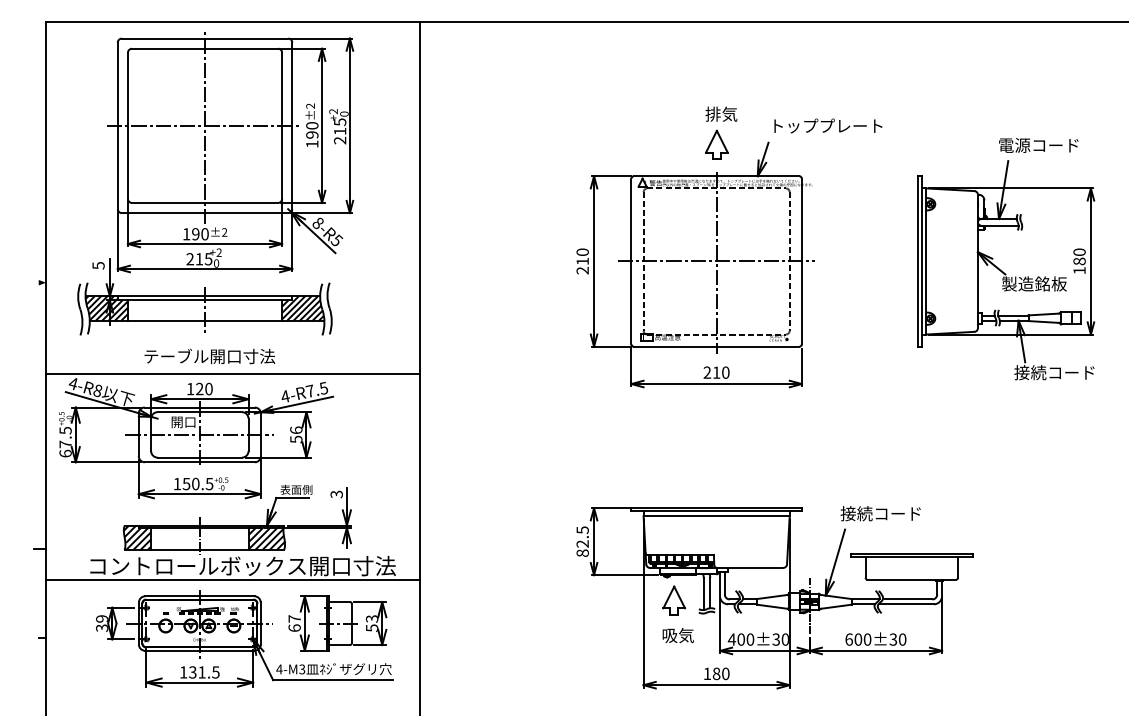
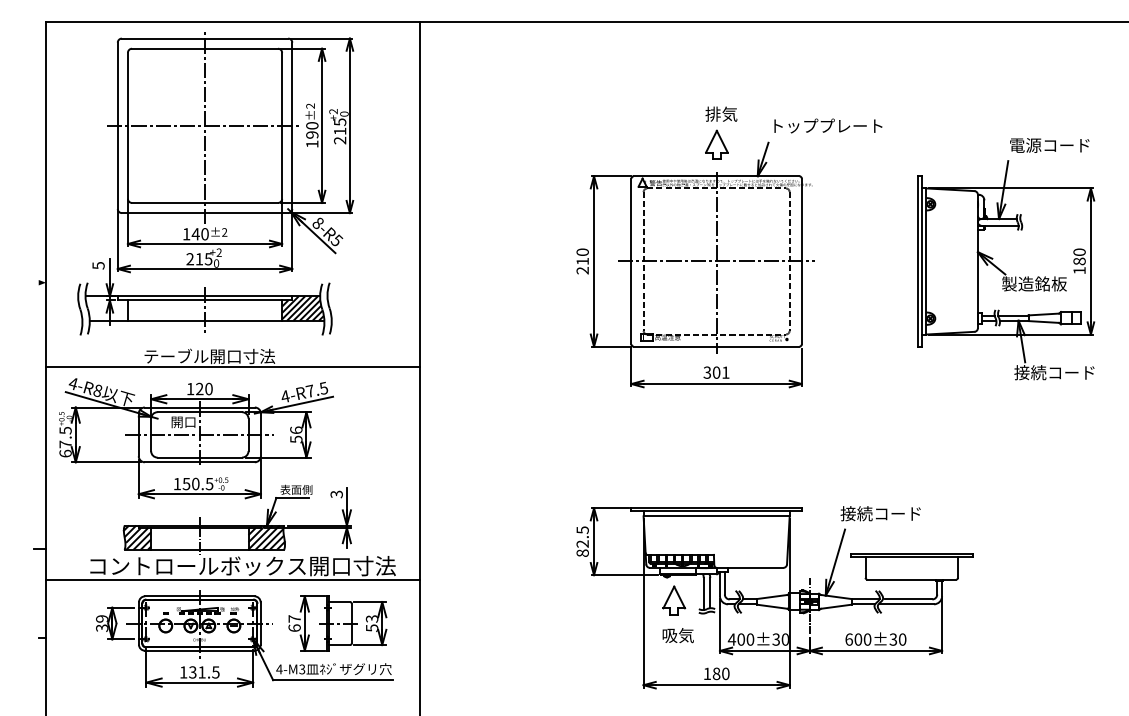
text position: (1038, 145) -> (1049, 145) (1049, 145)
text: 190 -> 140 (195, 234)
hatch: present -> none (106, 308)
text: 210 -> 301 (716, 372)
line position: (233, 374) -> (233, 367) (233, 367)
